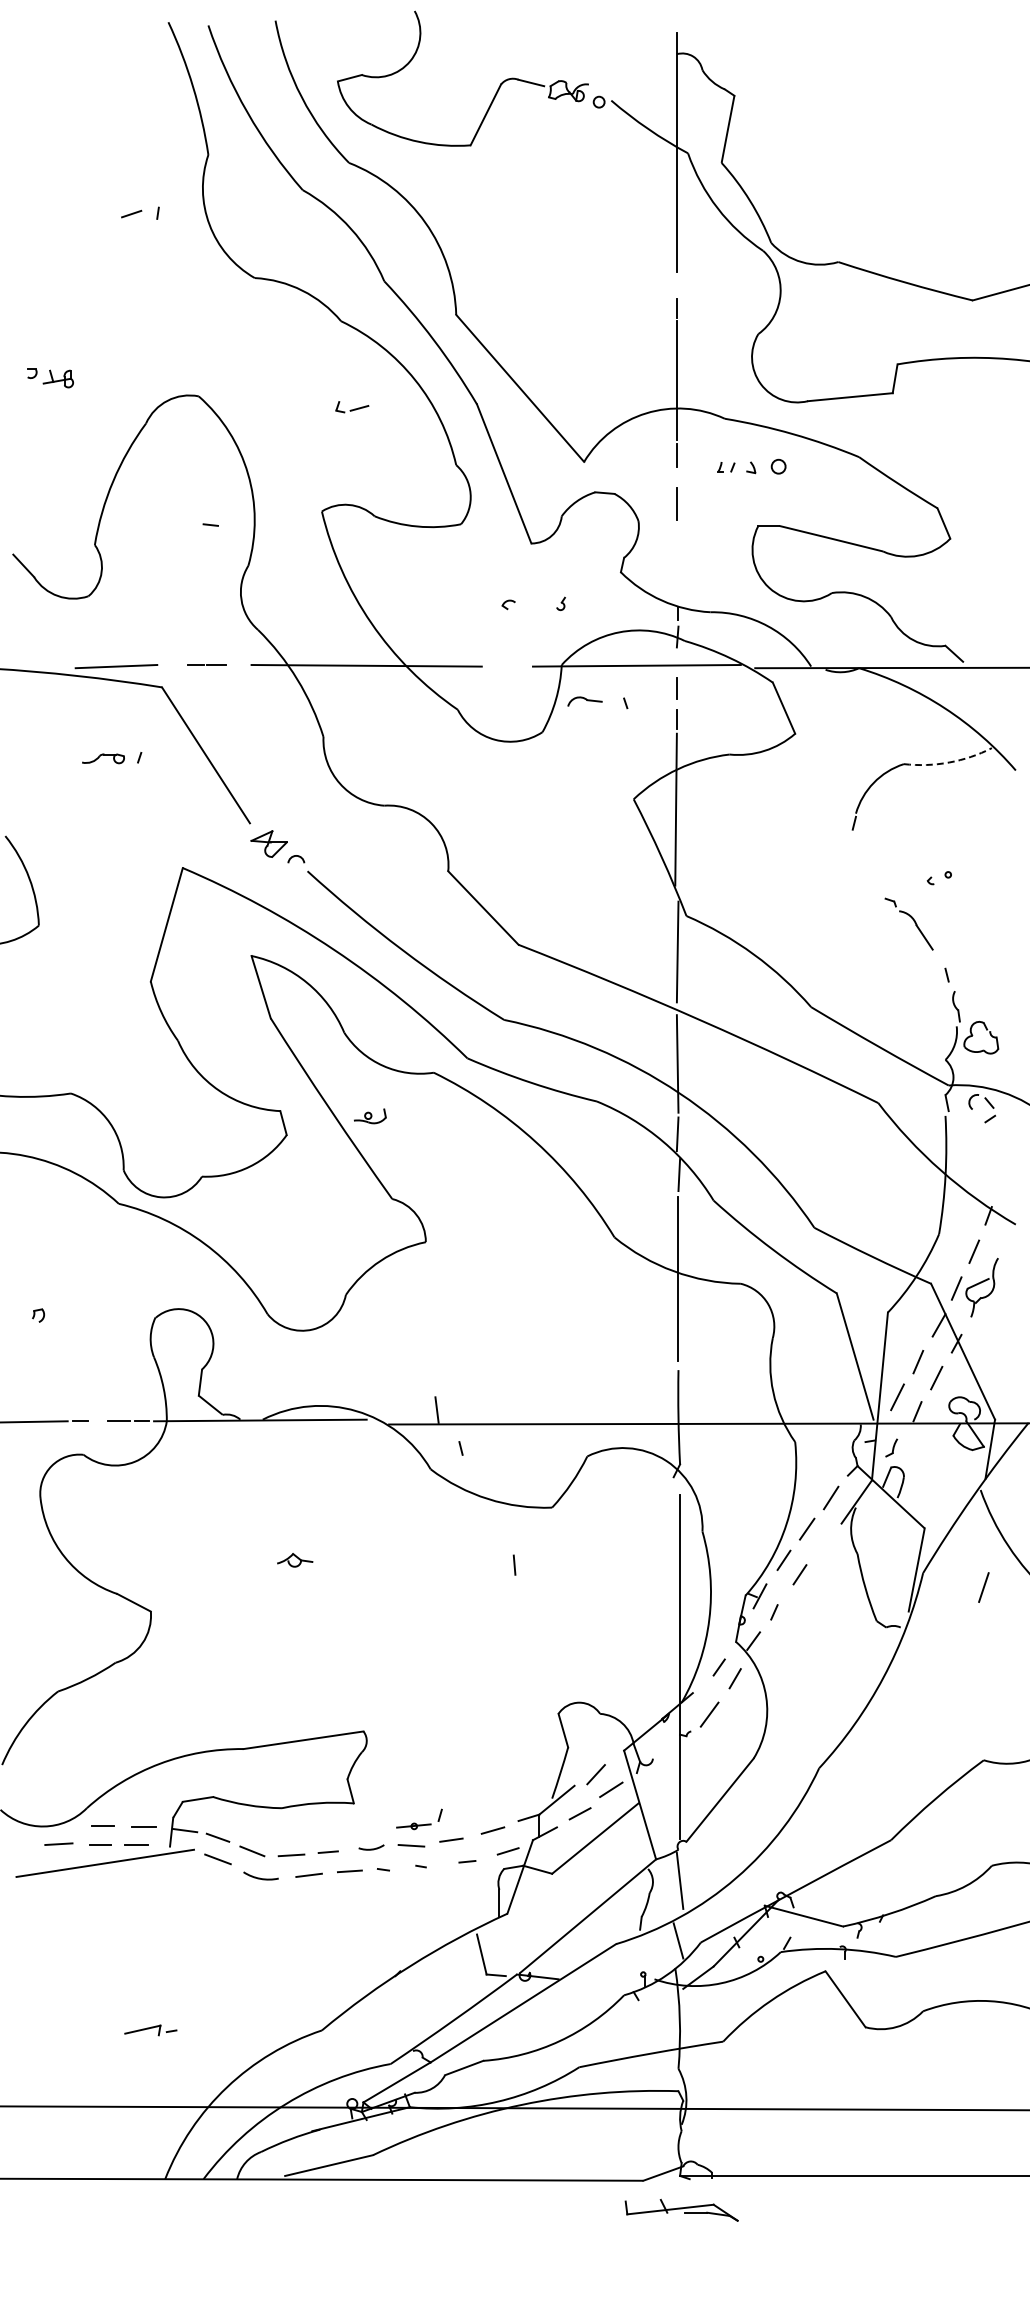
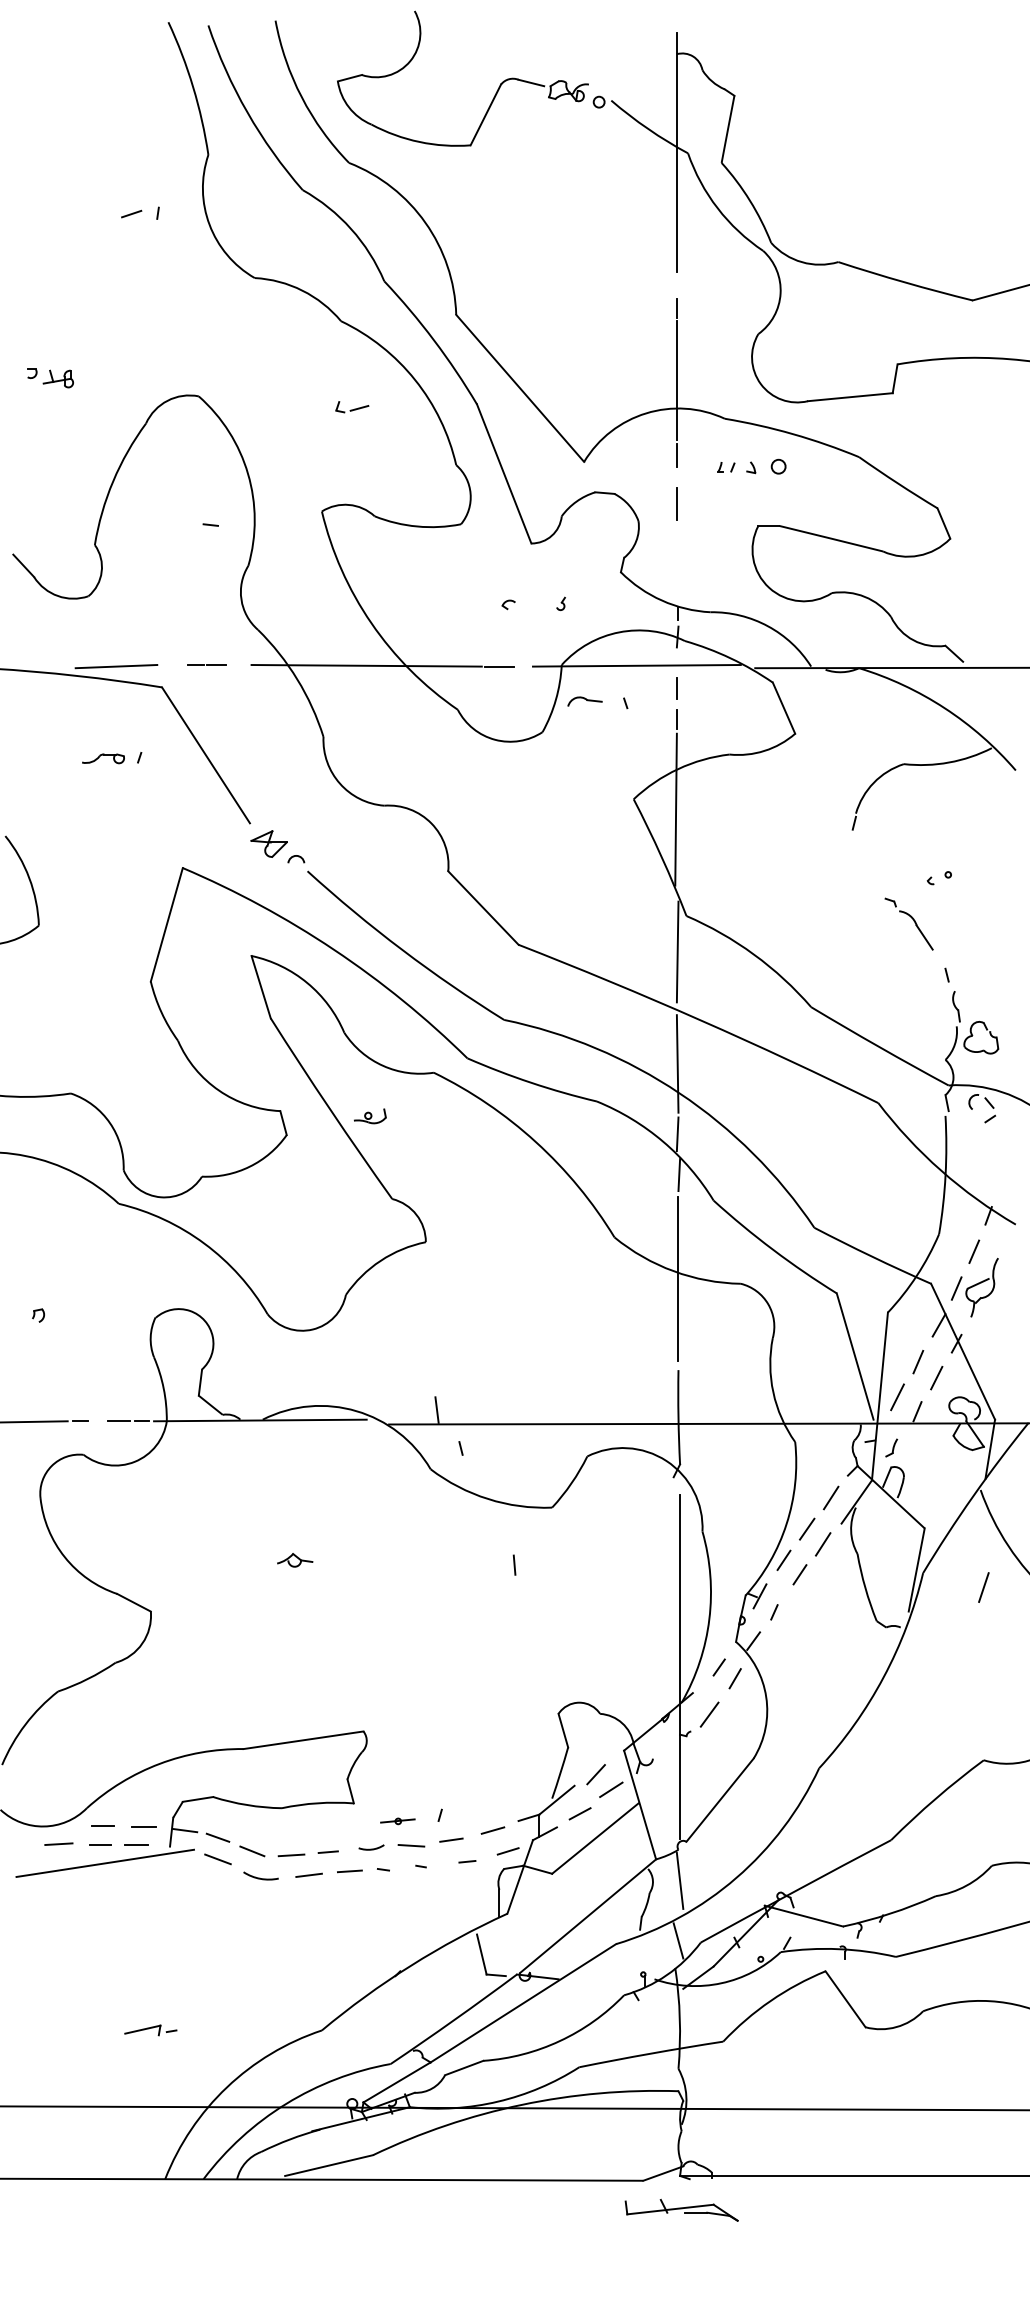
line: none -> present (499, 666)
arc: dashed -> solid (949, 762)
line: none -> present (822, 1544)
part position: (413, 1826) -> (397, 1821) (397, 1821)
